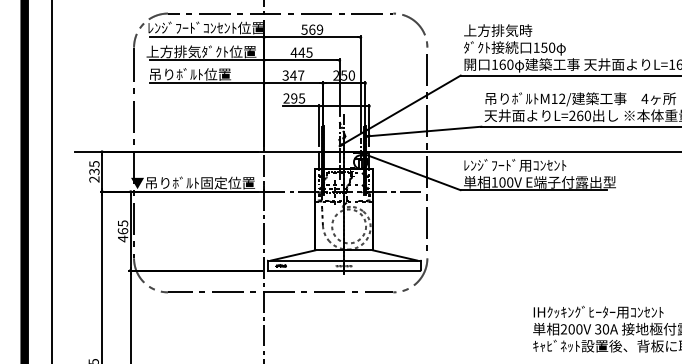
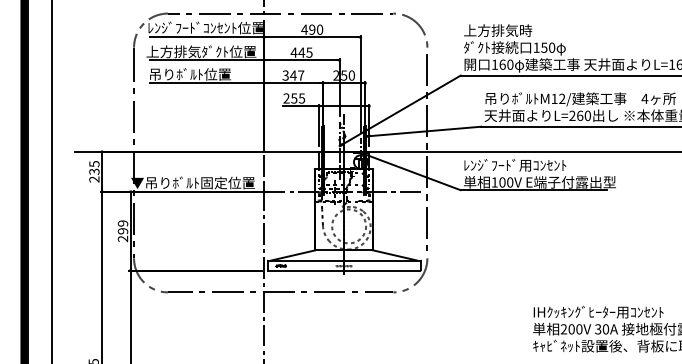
text: 569 -> 490 (312, 29)
text: 295 -> 255 (294, 98)
text: 465 -> 299 (122, 231)
